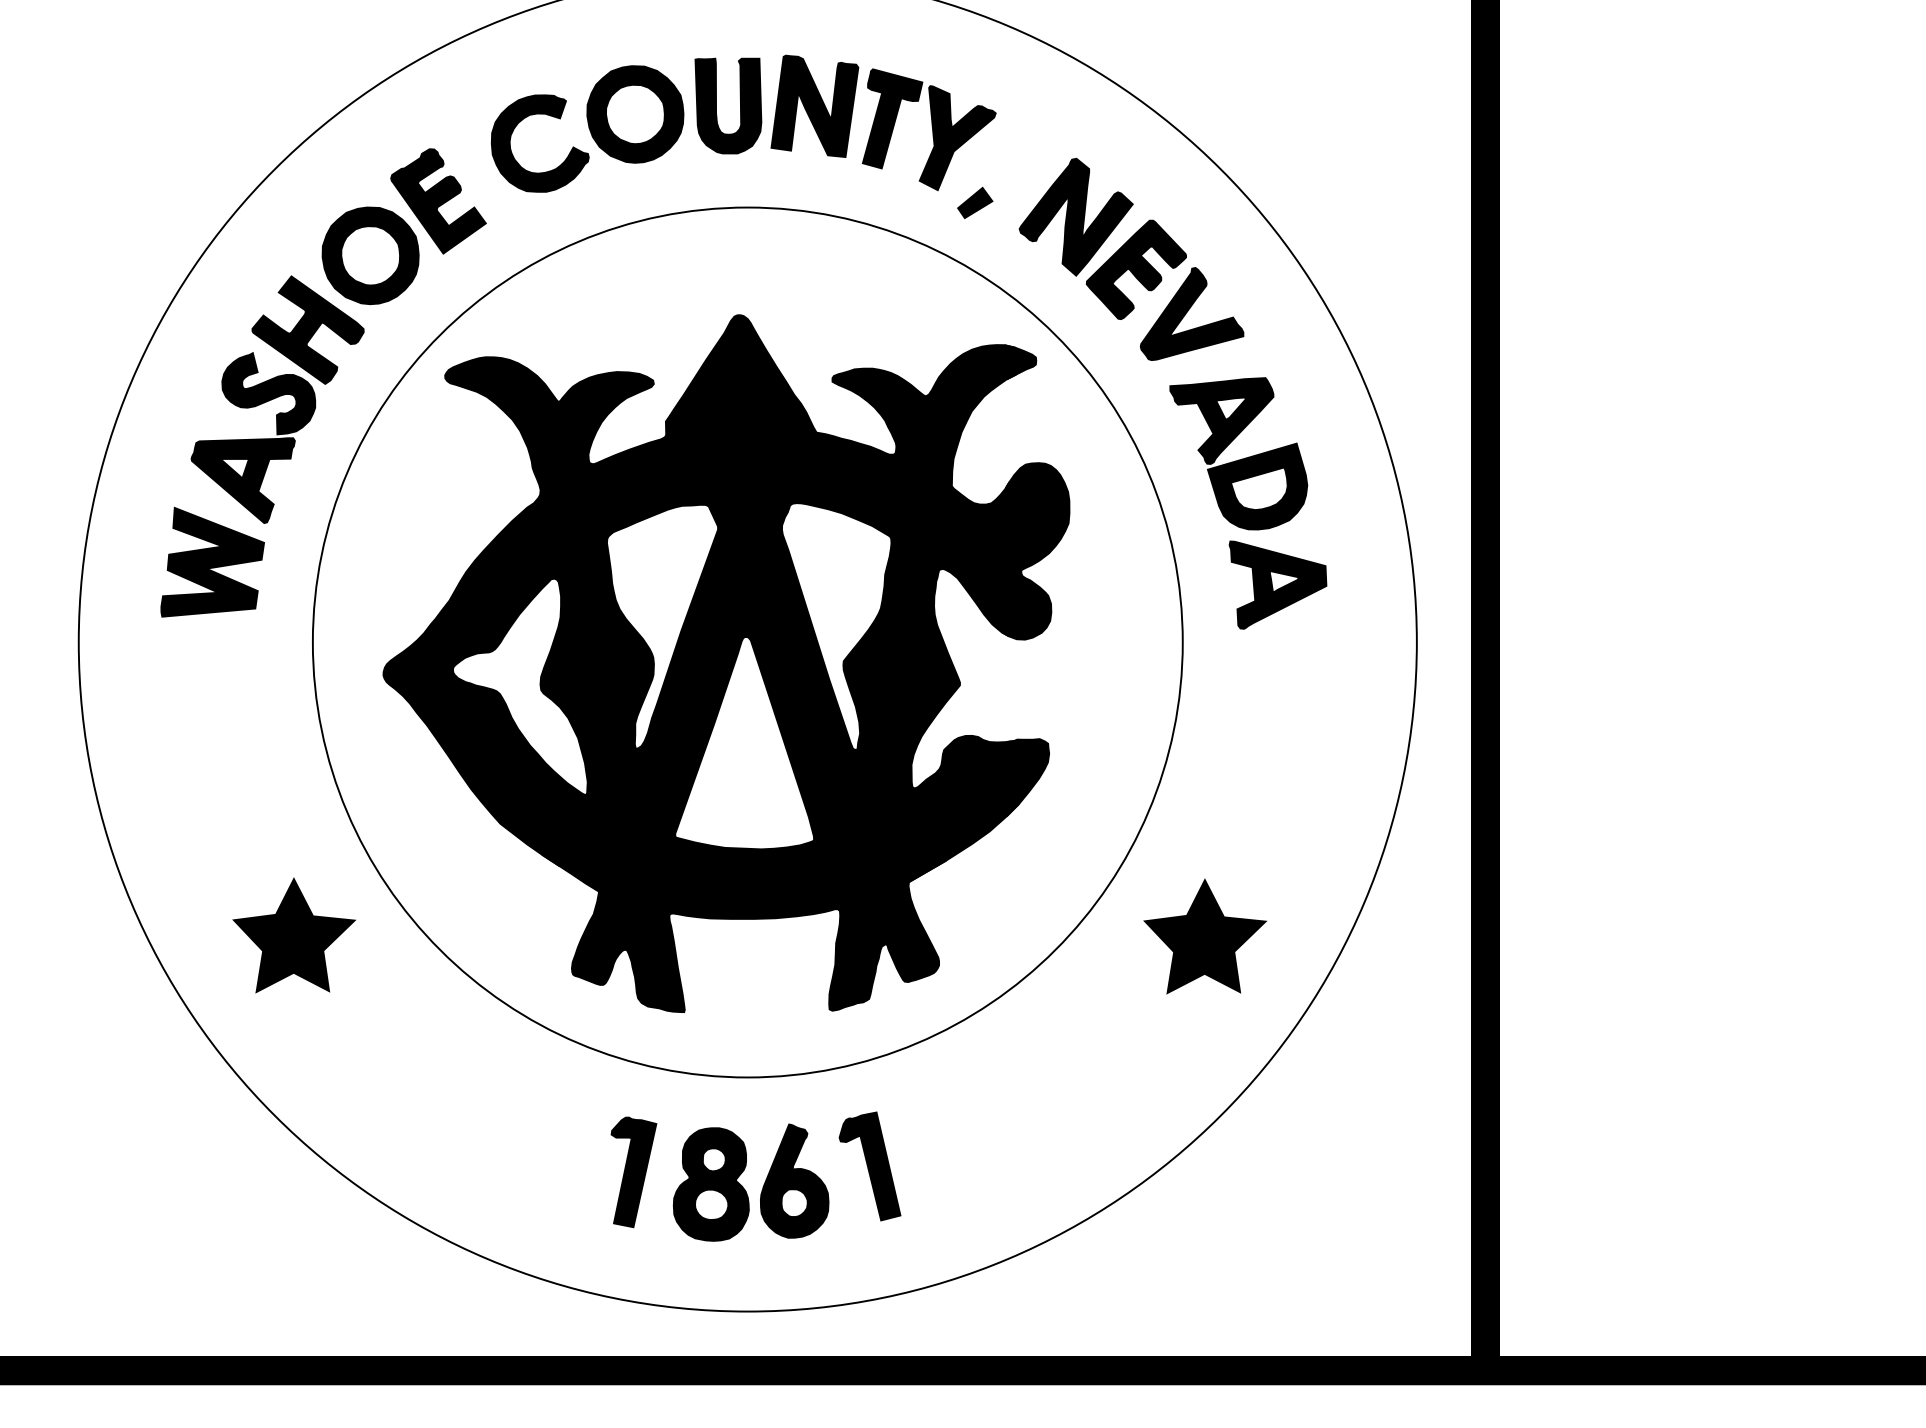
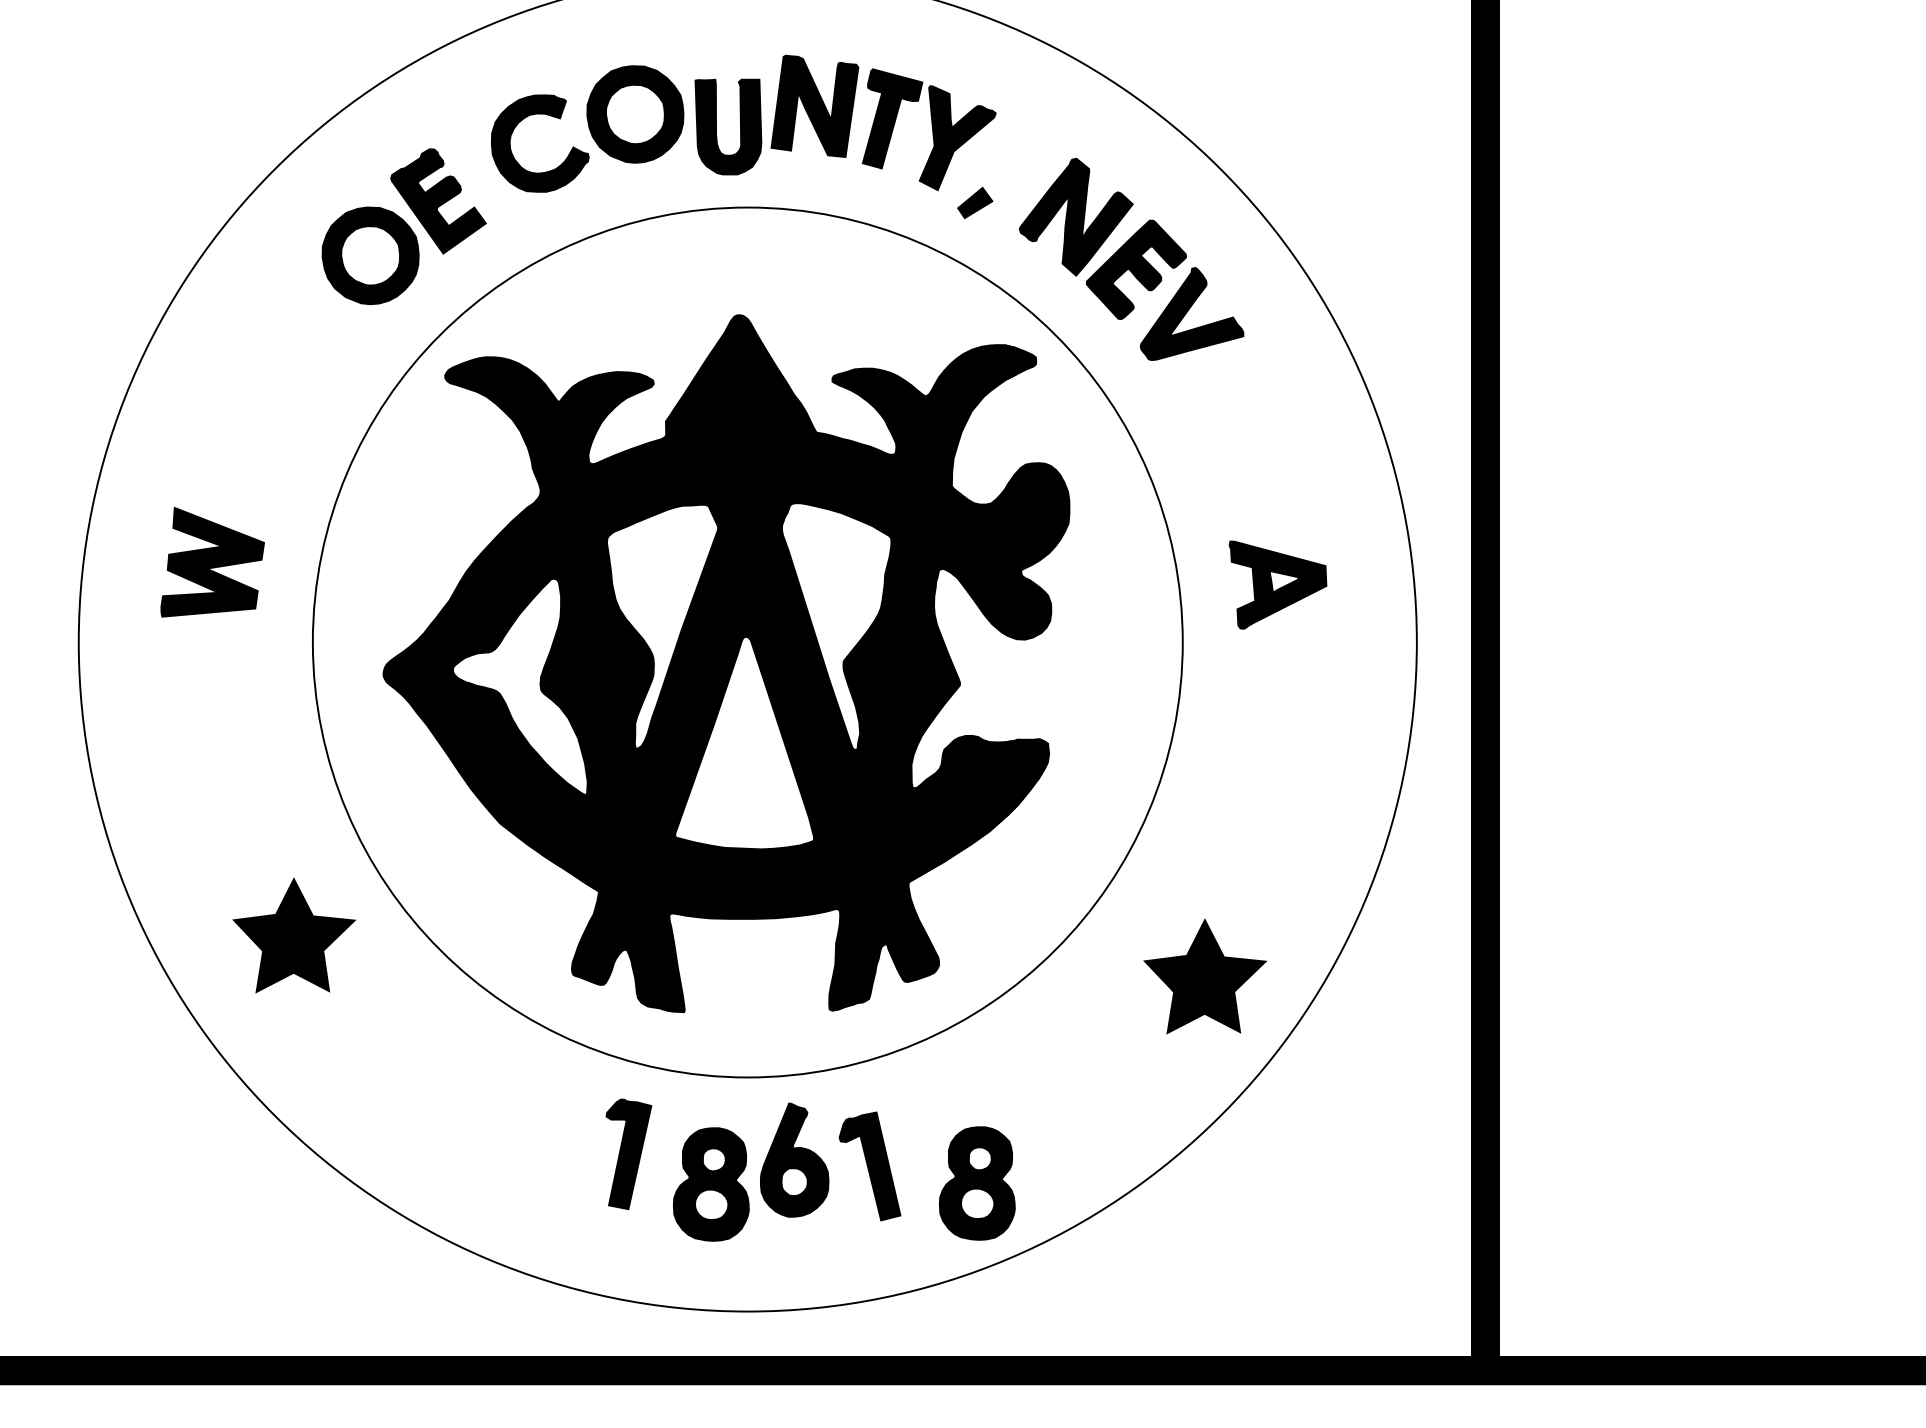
part position: (716, 105) -> (716, 126) (716, 126)
part: present -> none (277, 399)
part: present -> none (1238, 453)
part position: (1204, 936) -> (1204, 976) (1204, 976)
part position: (633, 1172) -> (628, 1154) (628, 1154)
part position: (794, 1180) -> (794, 1159) (794, 1159)
part: none -> present (976, 1183)
